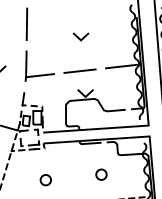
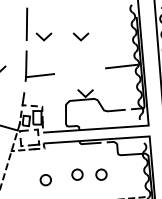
line: none -> present (42, 37)
line: present -> none (79, 70)
circle: none -> present (77, 174)
